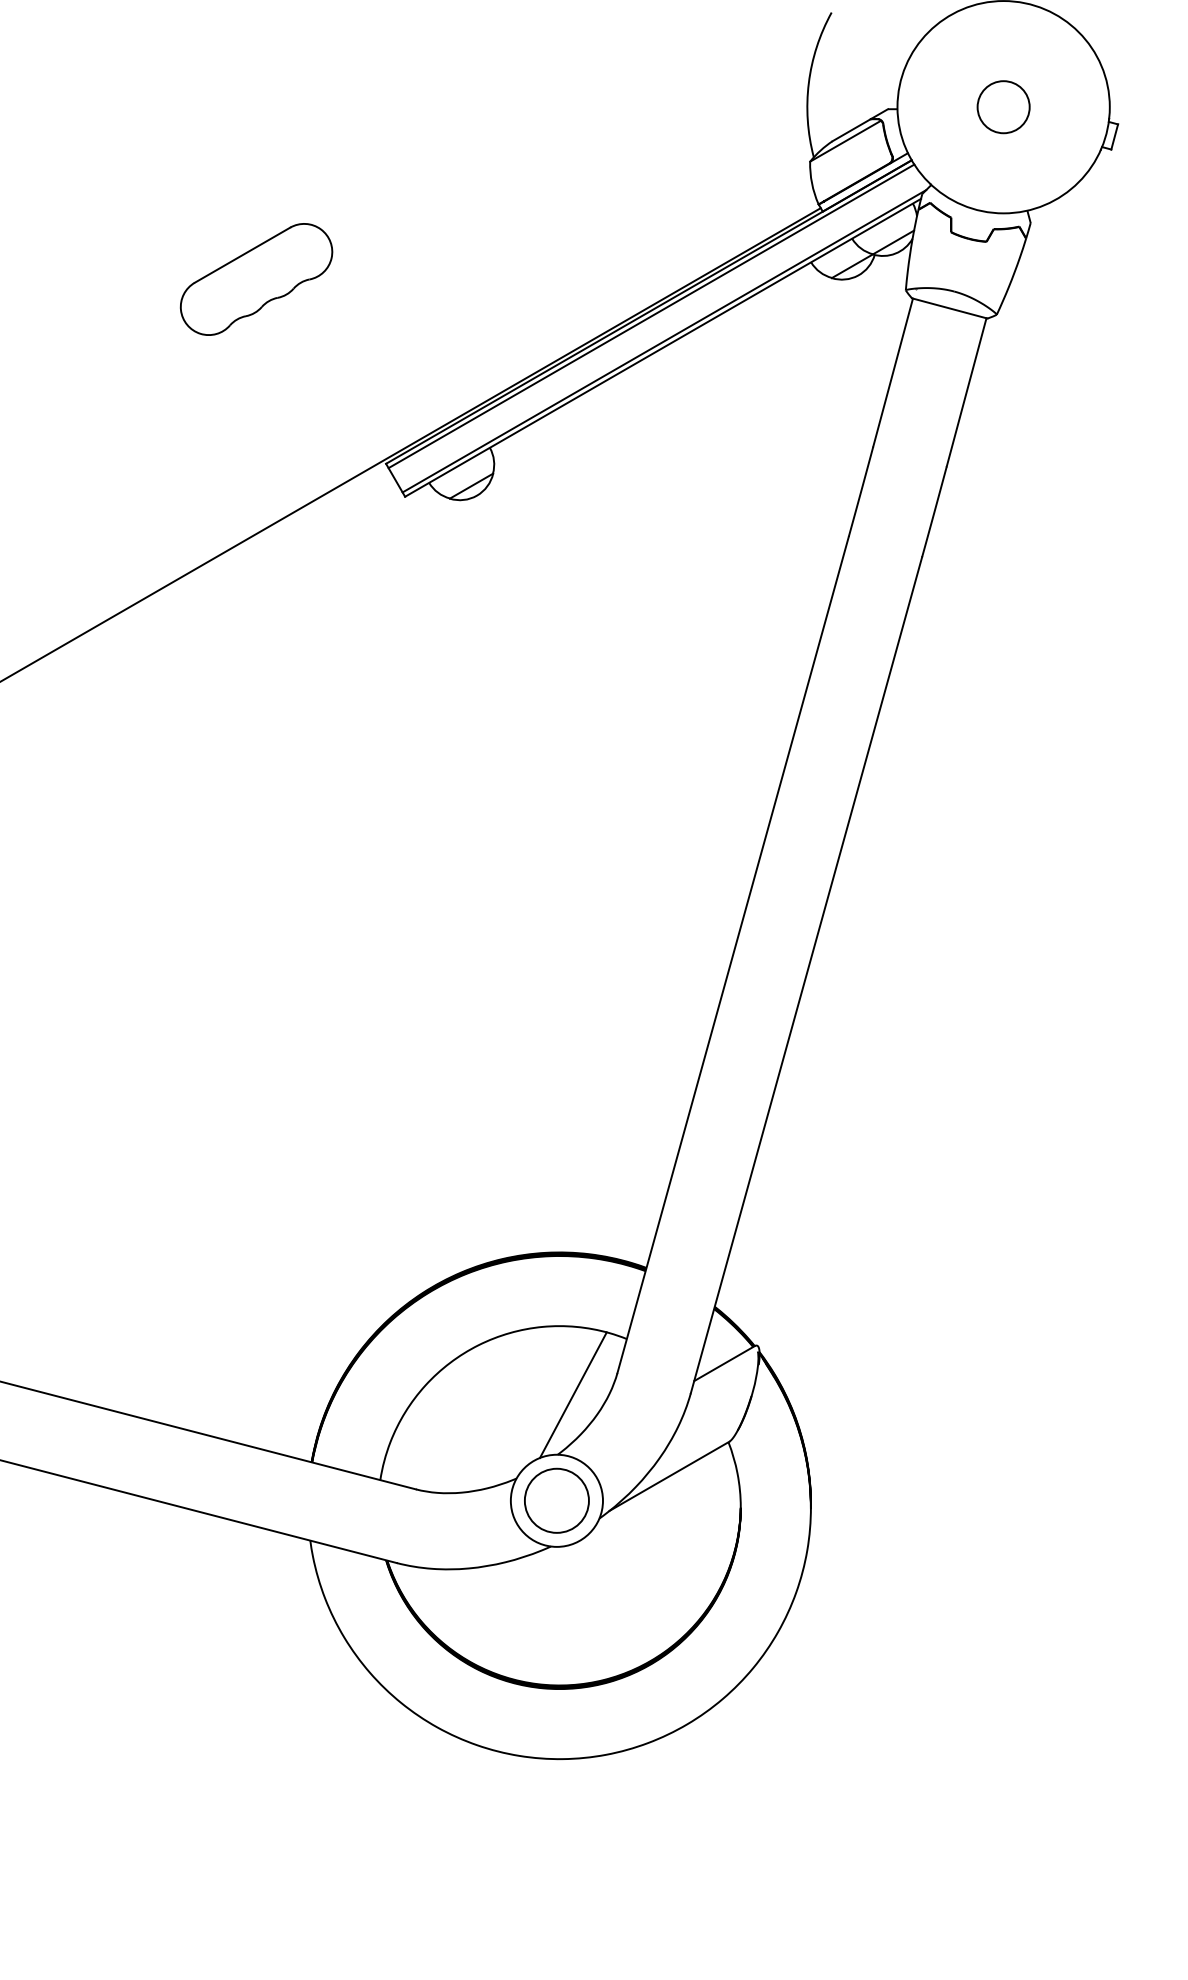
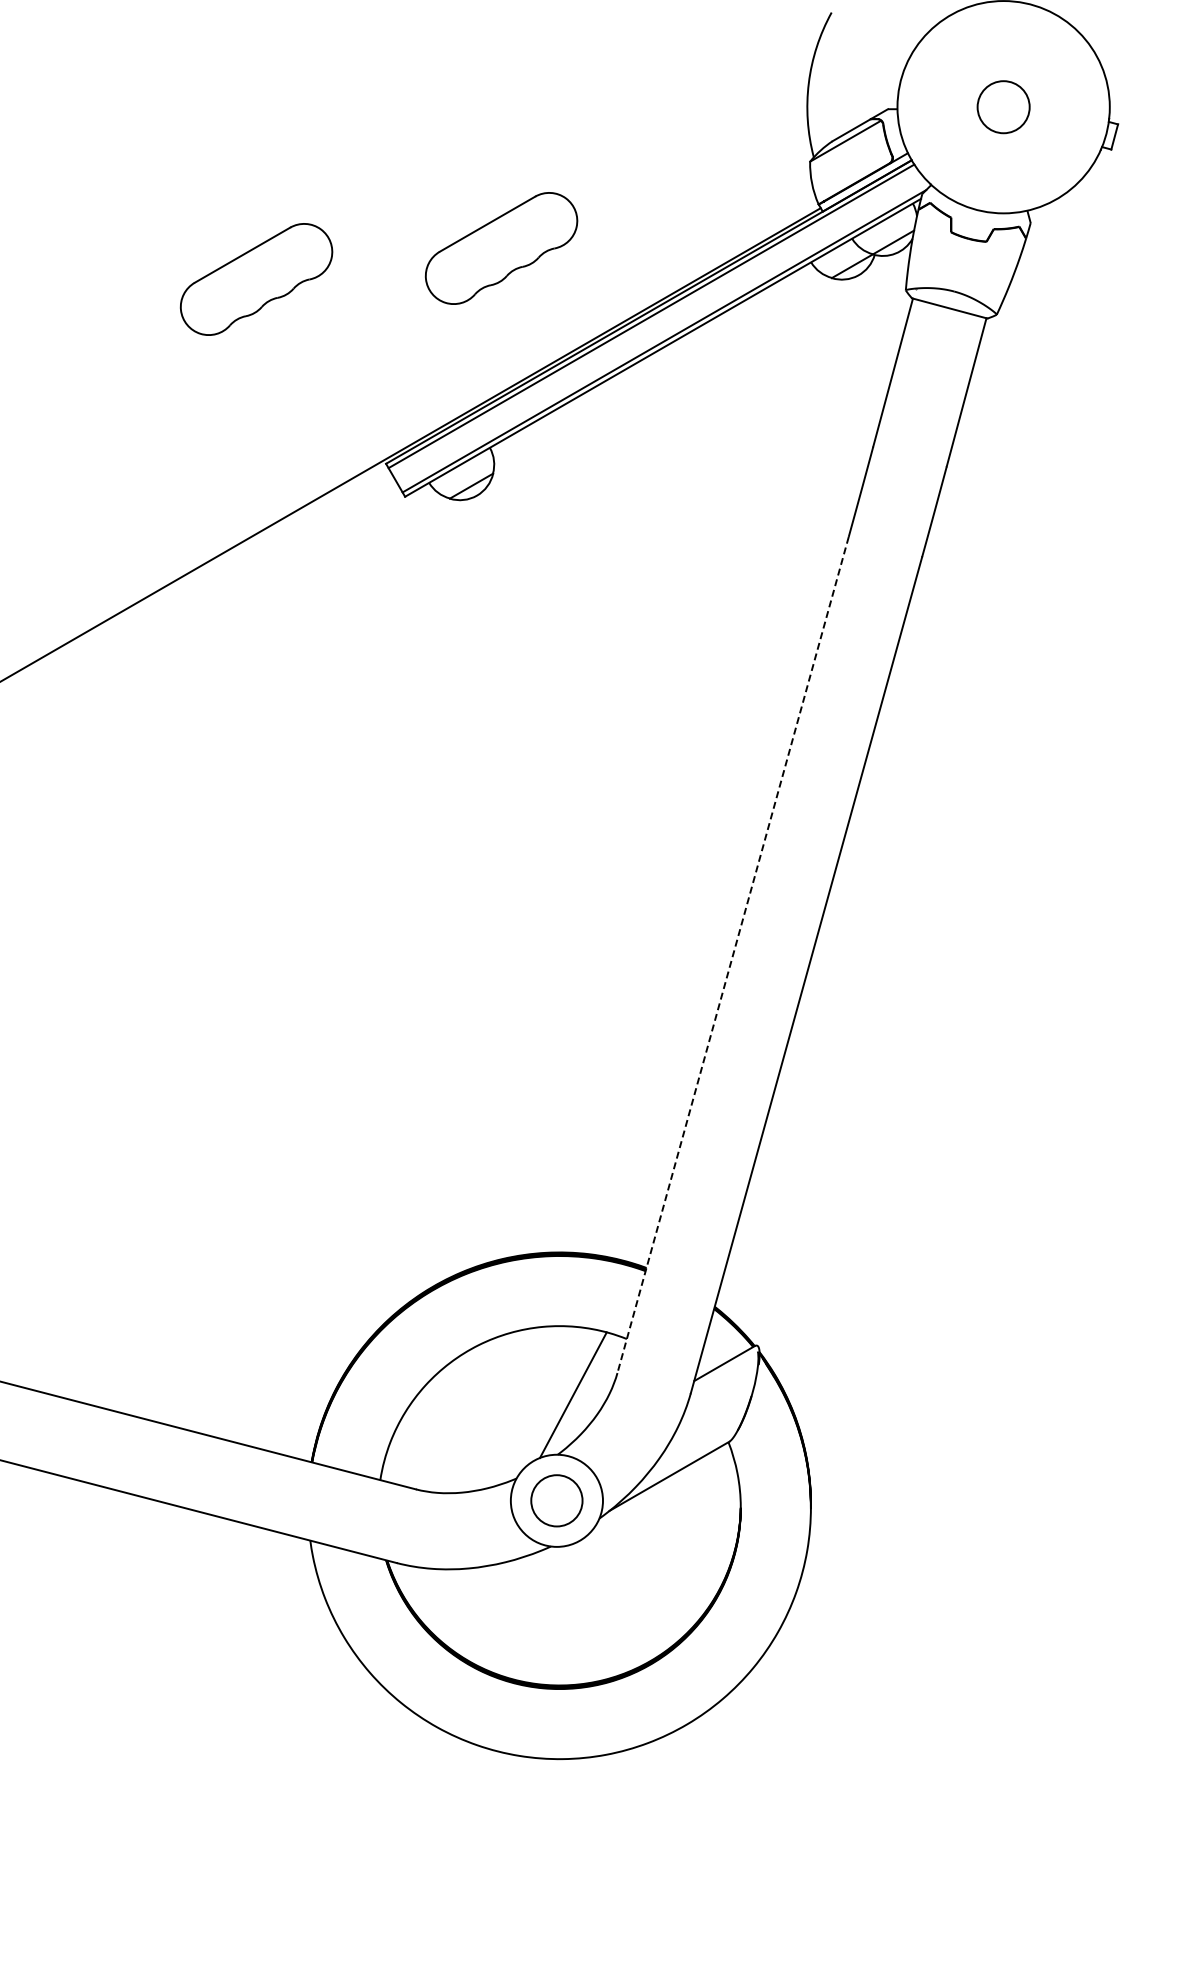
part: none -> present (501, 248)
line: solid -> dashed (733, 954)
circle diameter: 64 px -> 51 px (556, 1500)
